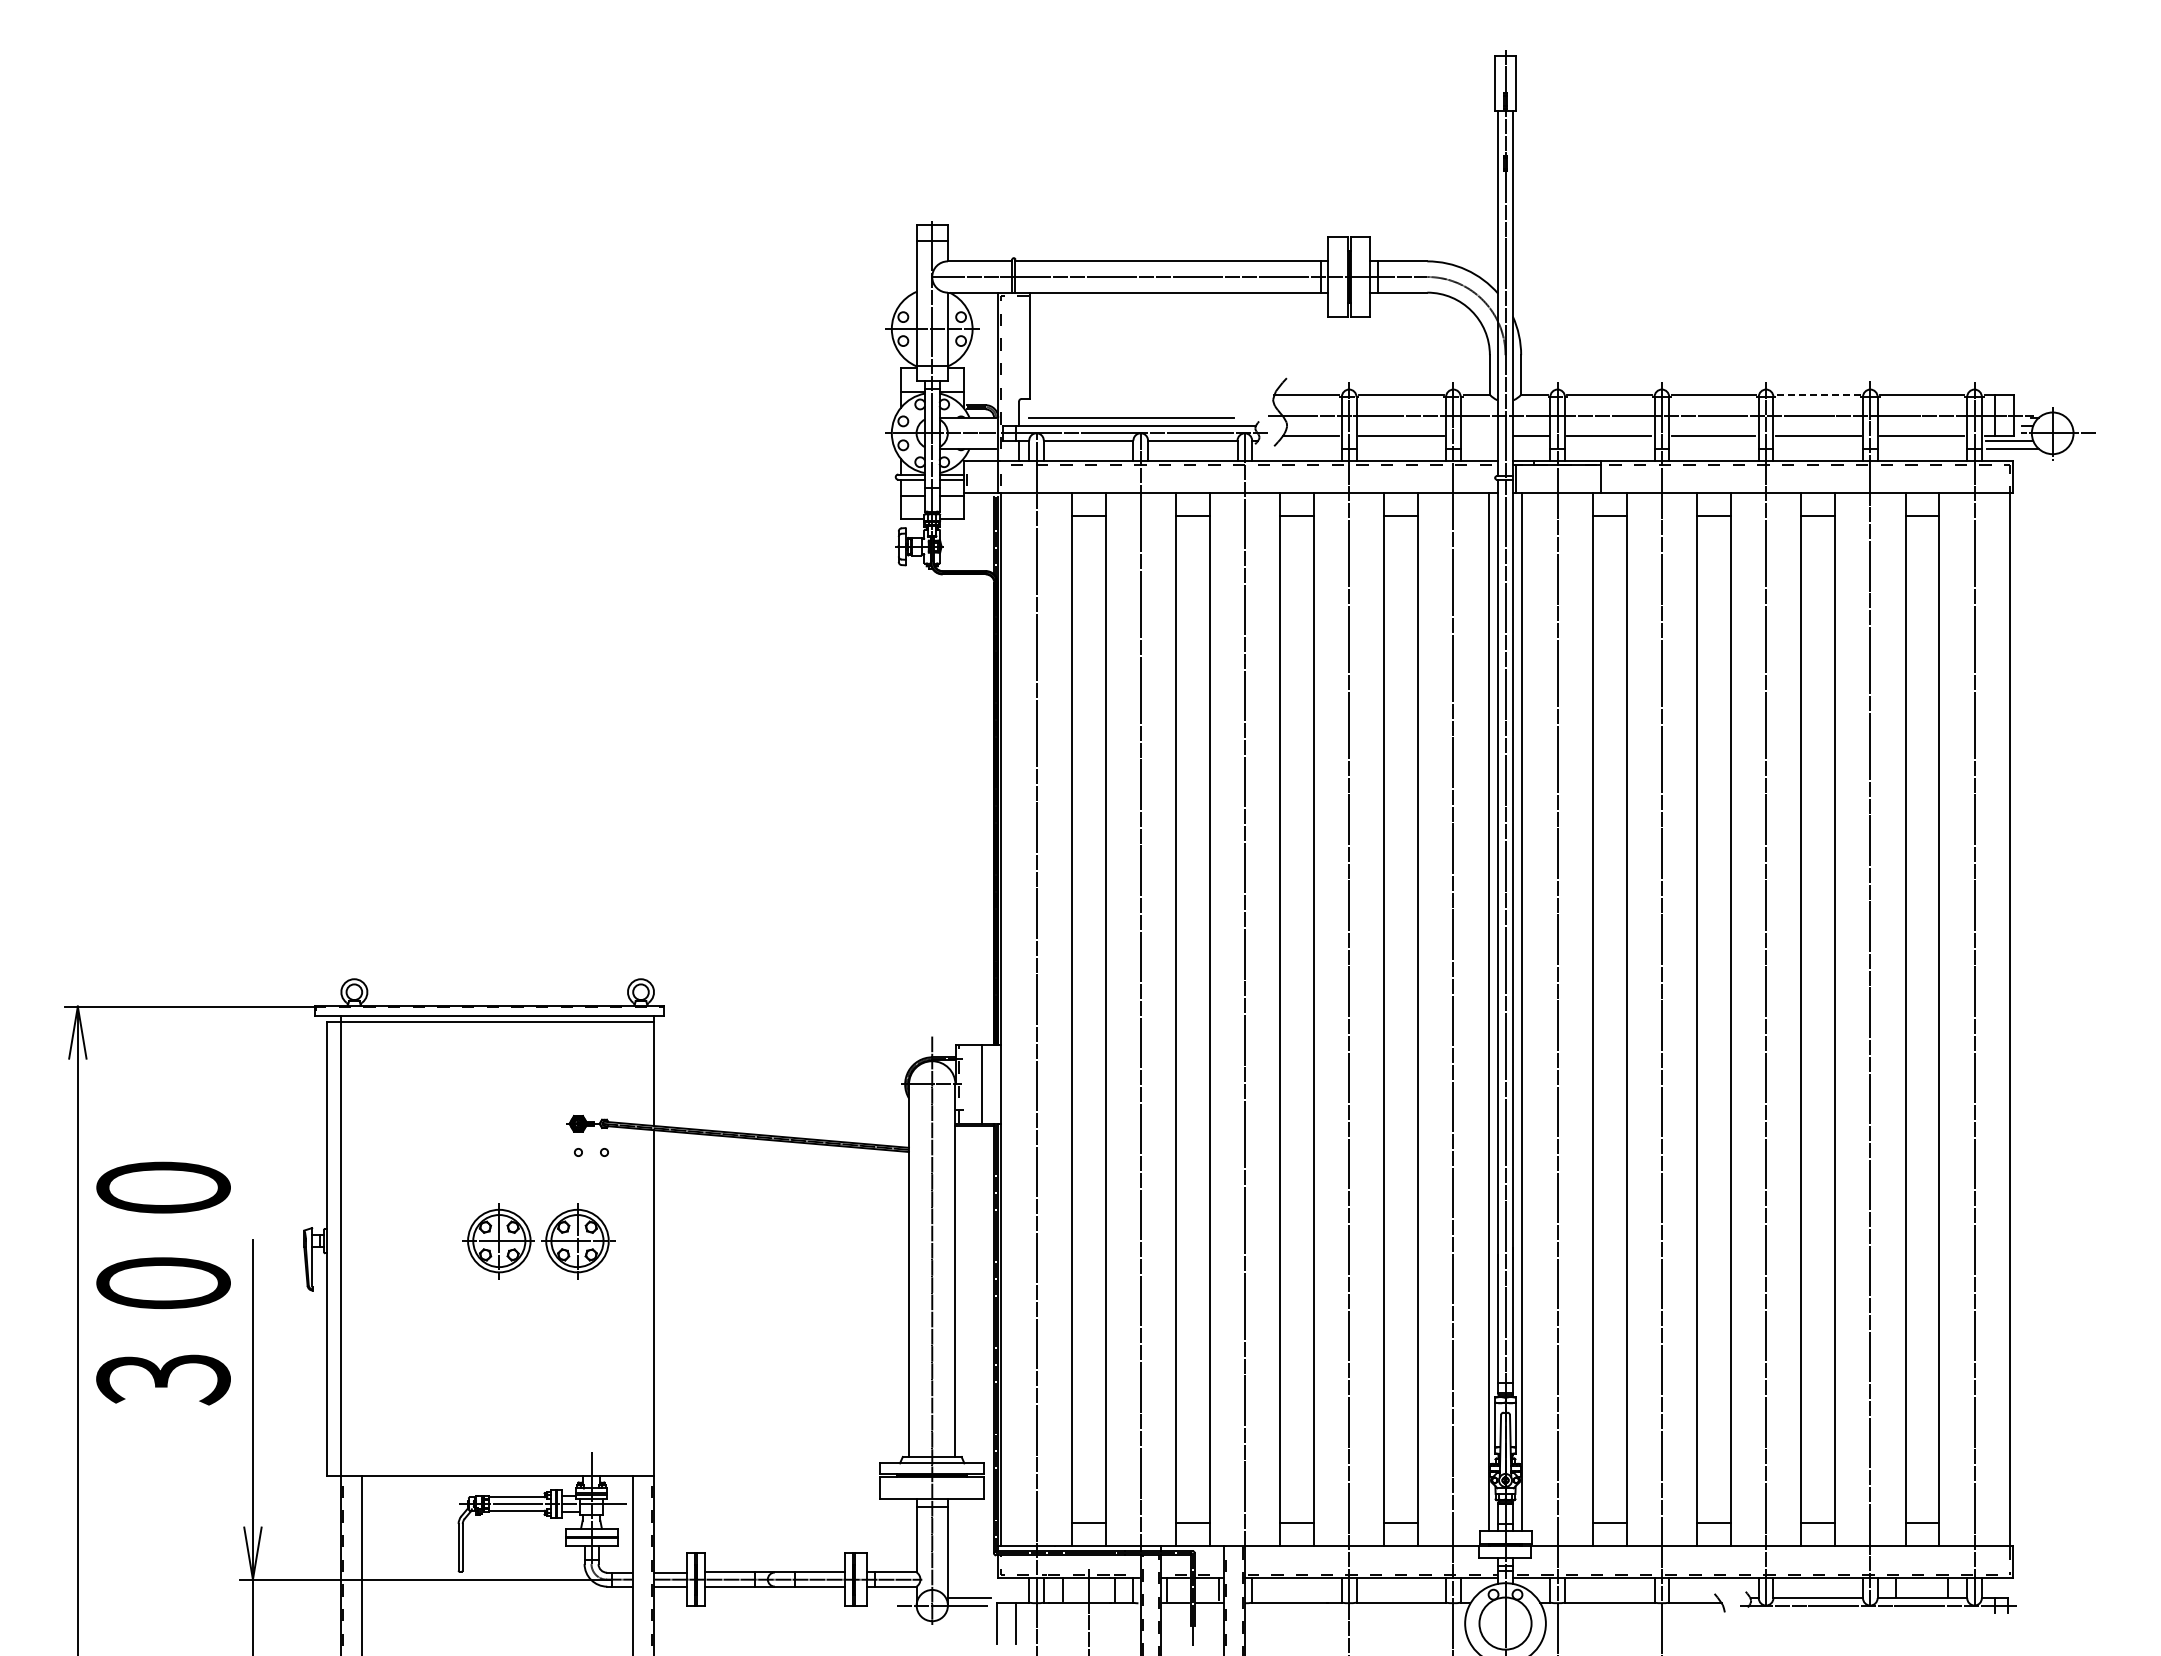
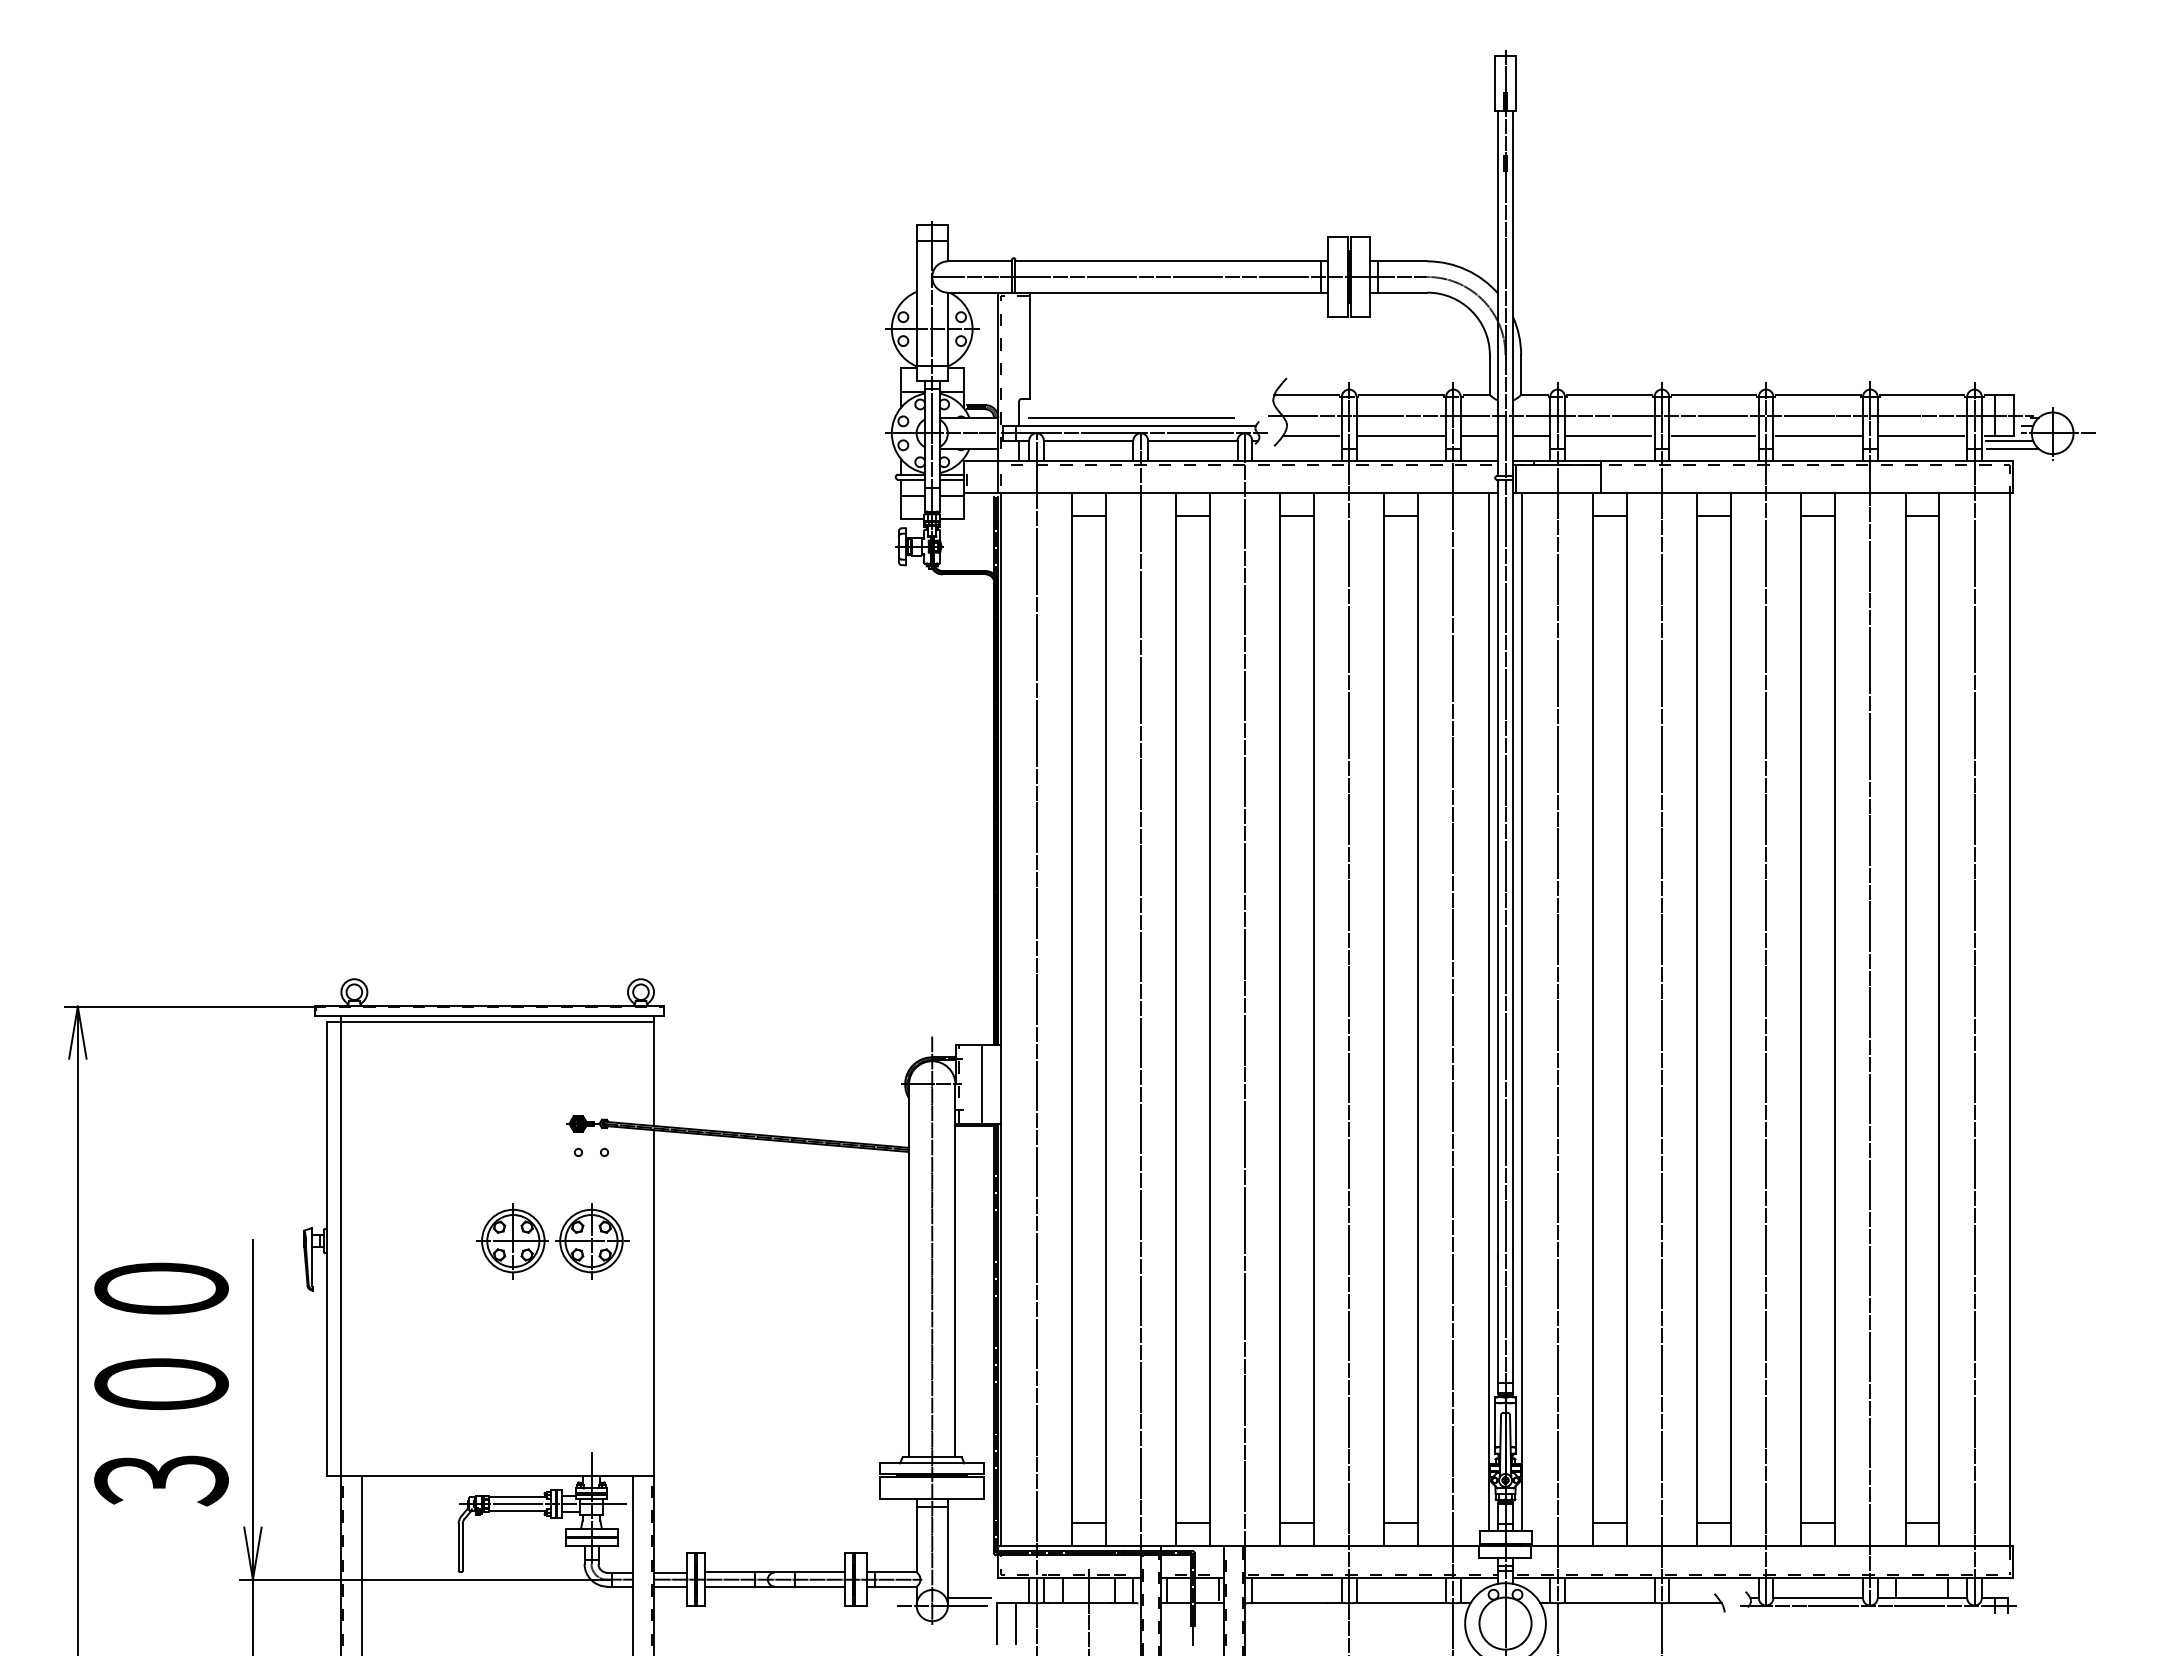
line: dashed -> solid (1818, 394)
line: none -> present (1479, 436)
part position: (538, 1241) -> (552, 1241) (552, 1241)
text position: (163, 1283) -> (161, 1384) (161, 1384)
